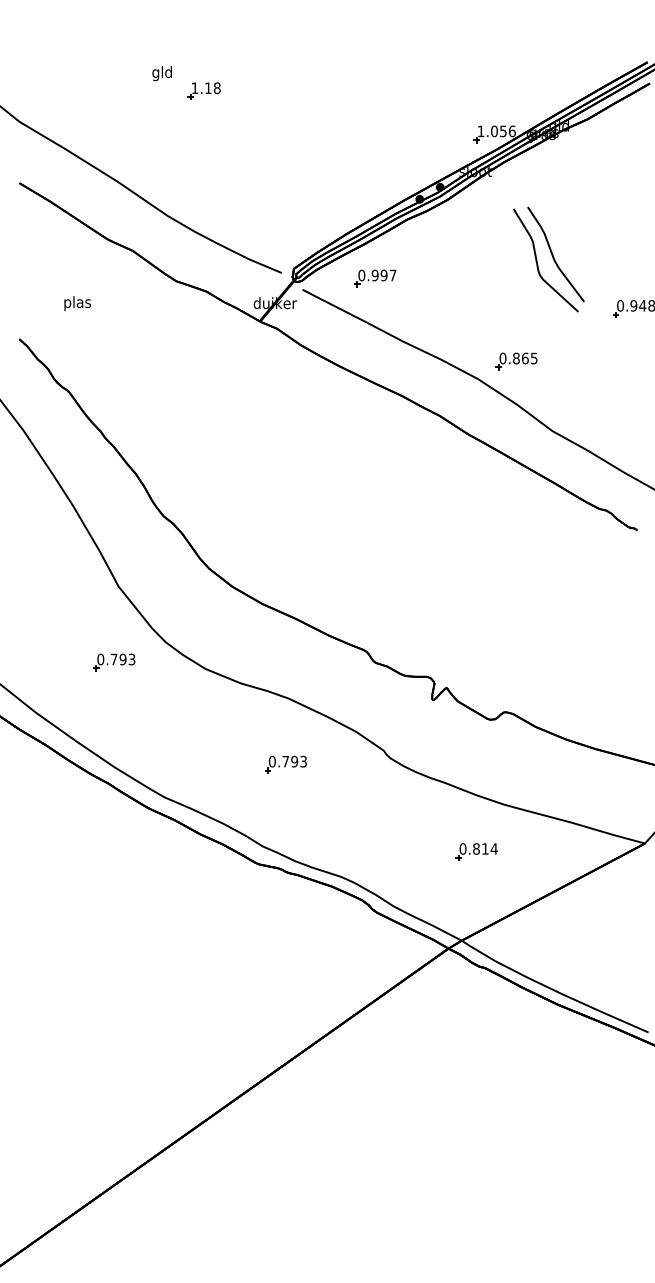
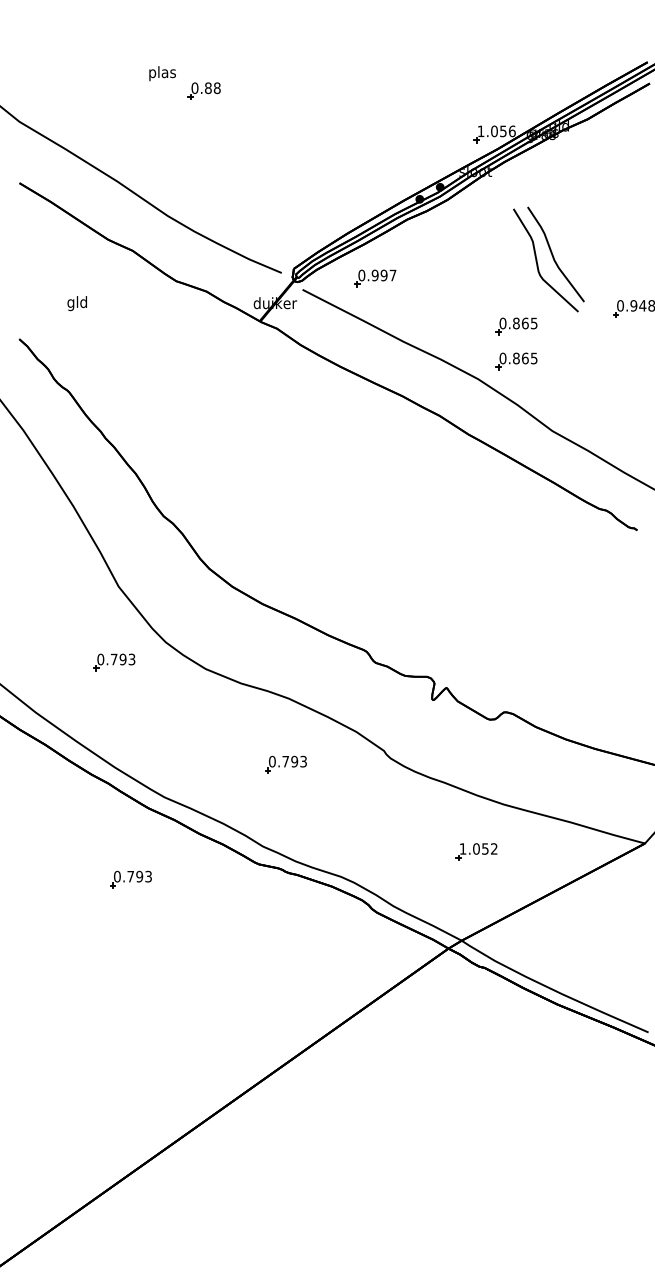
text: gld -> plas (162, 73)
text: 1.18 -> 0.88 (201, 88)
text: plas -> gld (77, 303)
part: none -> present (516, 326)
text: 0.814 -> 1.052 (478, 848)
part: none -> present (130, 879)
